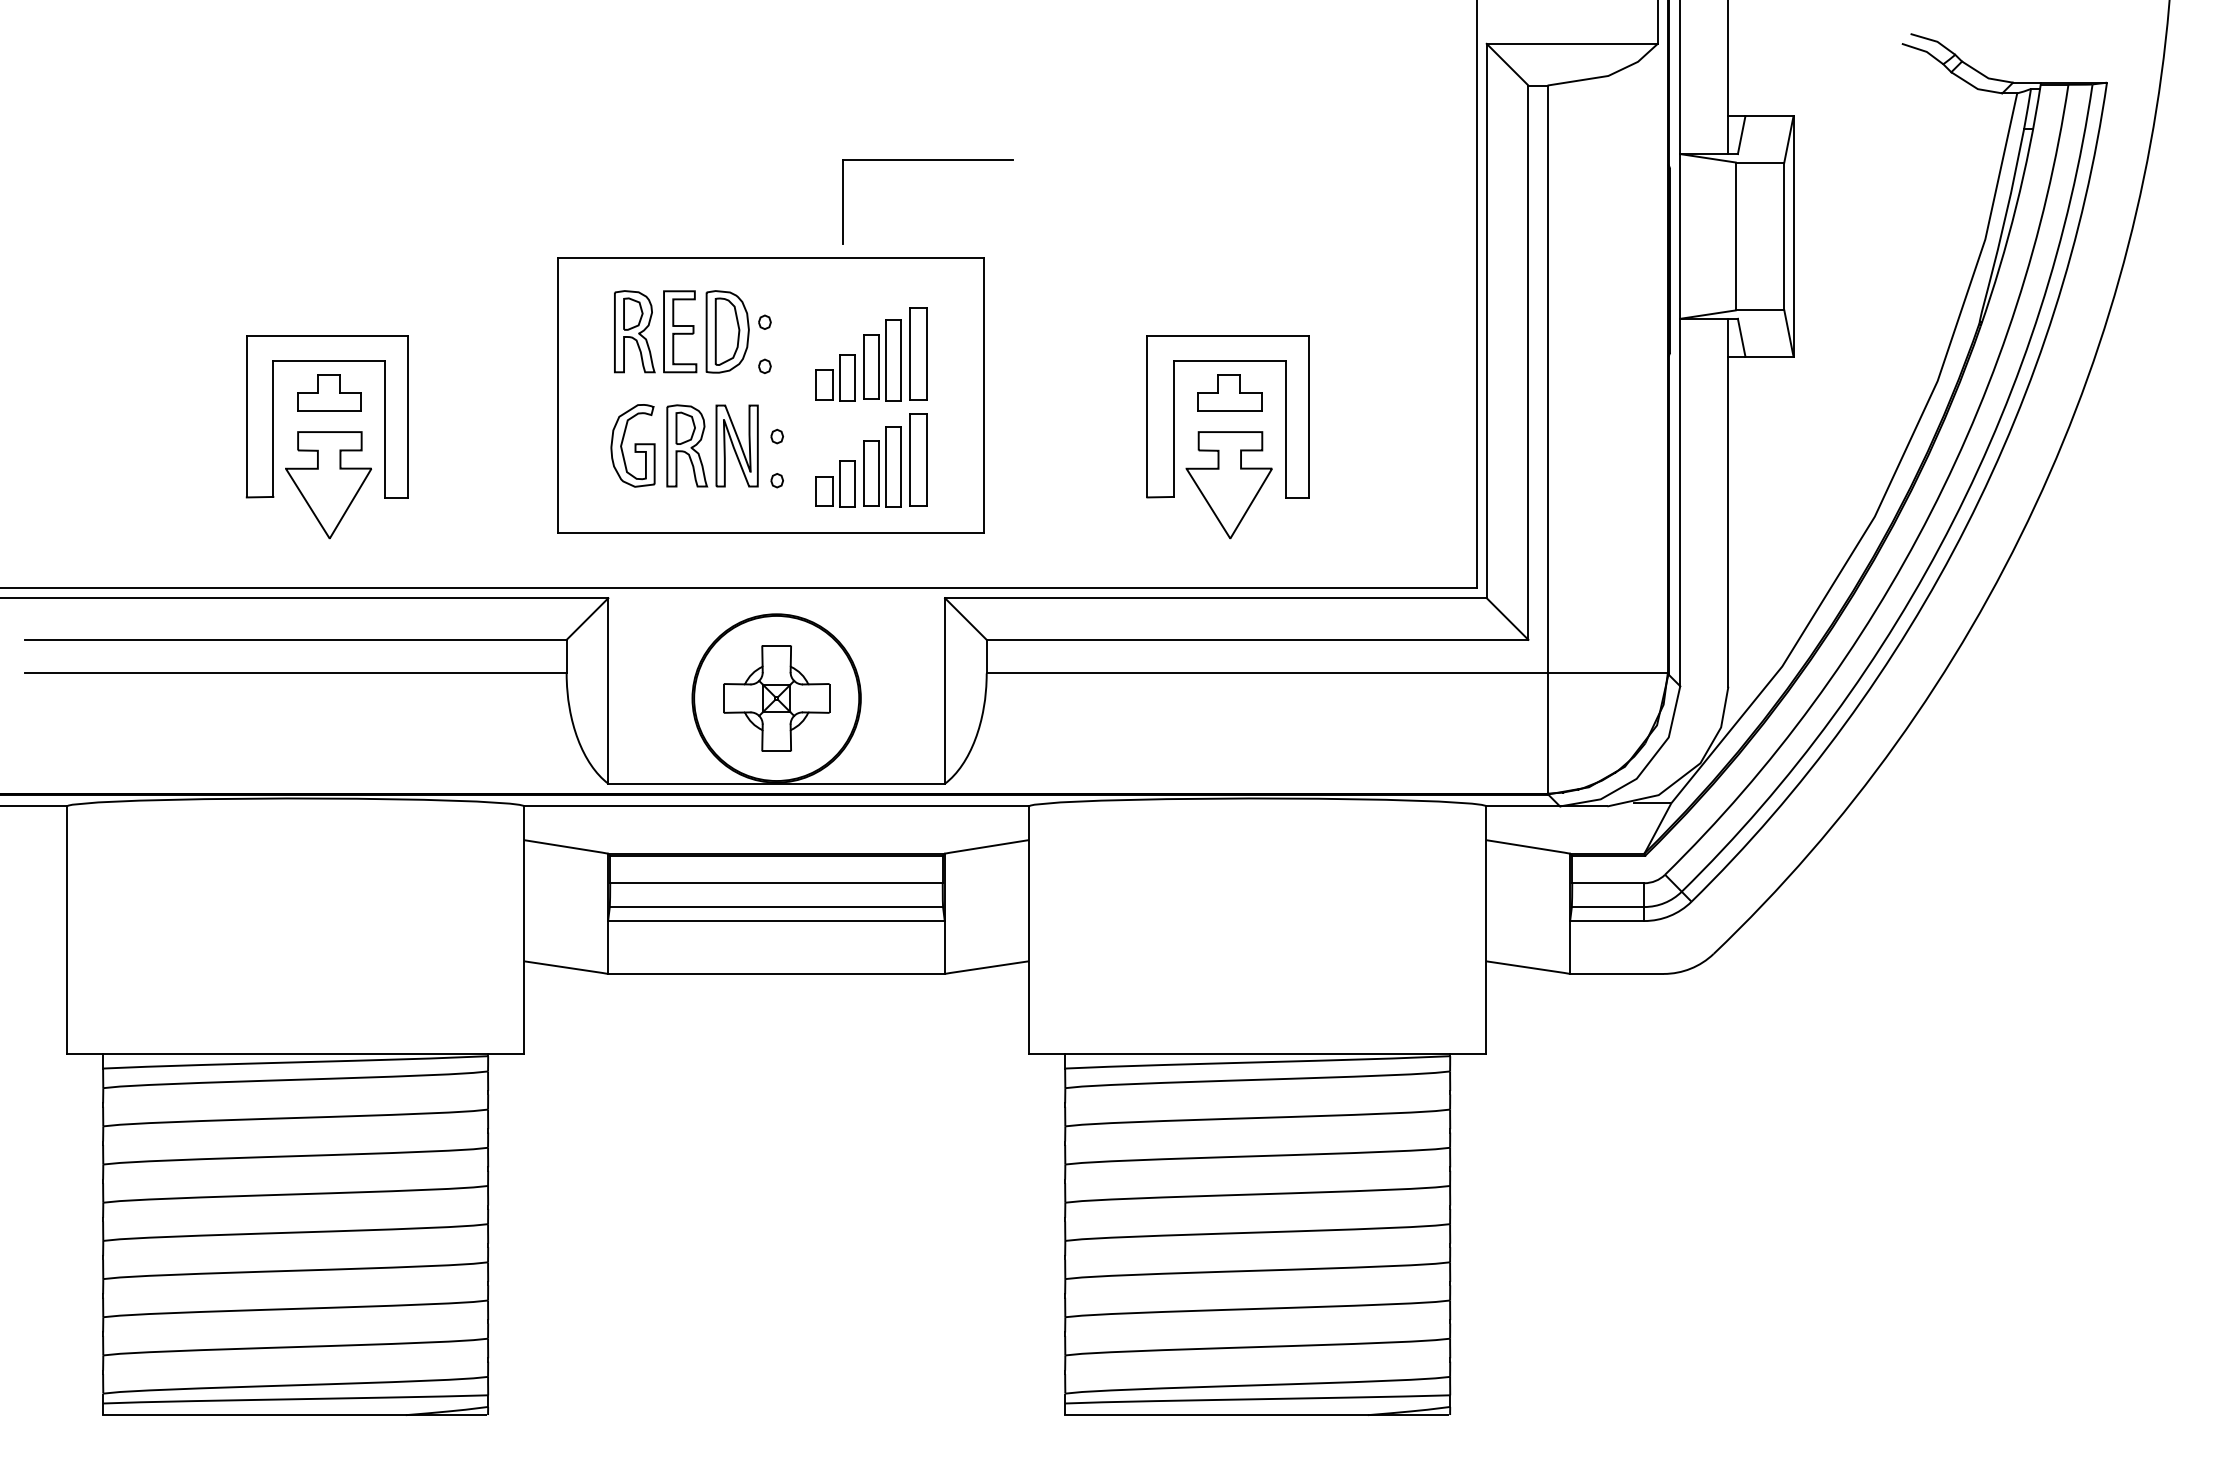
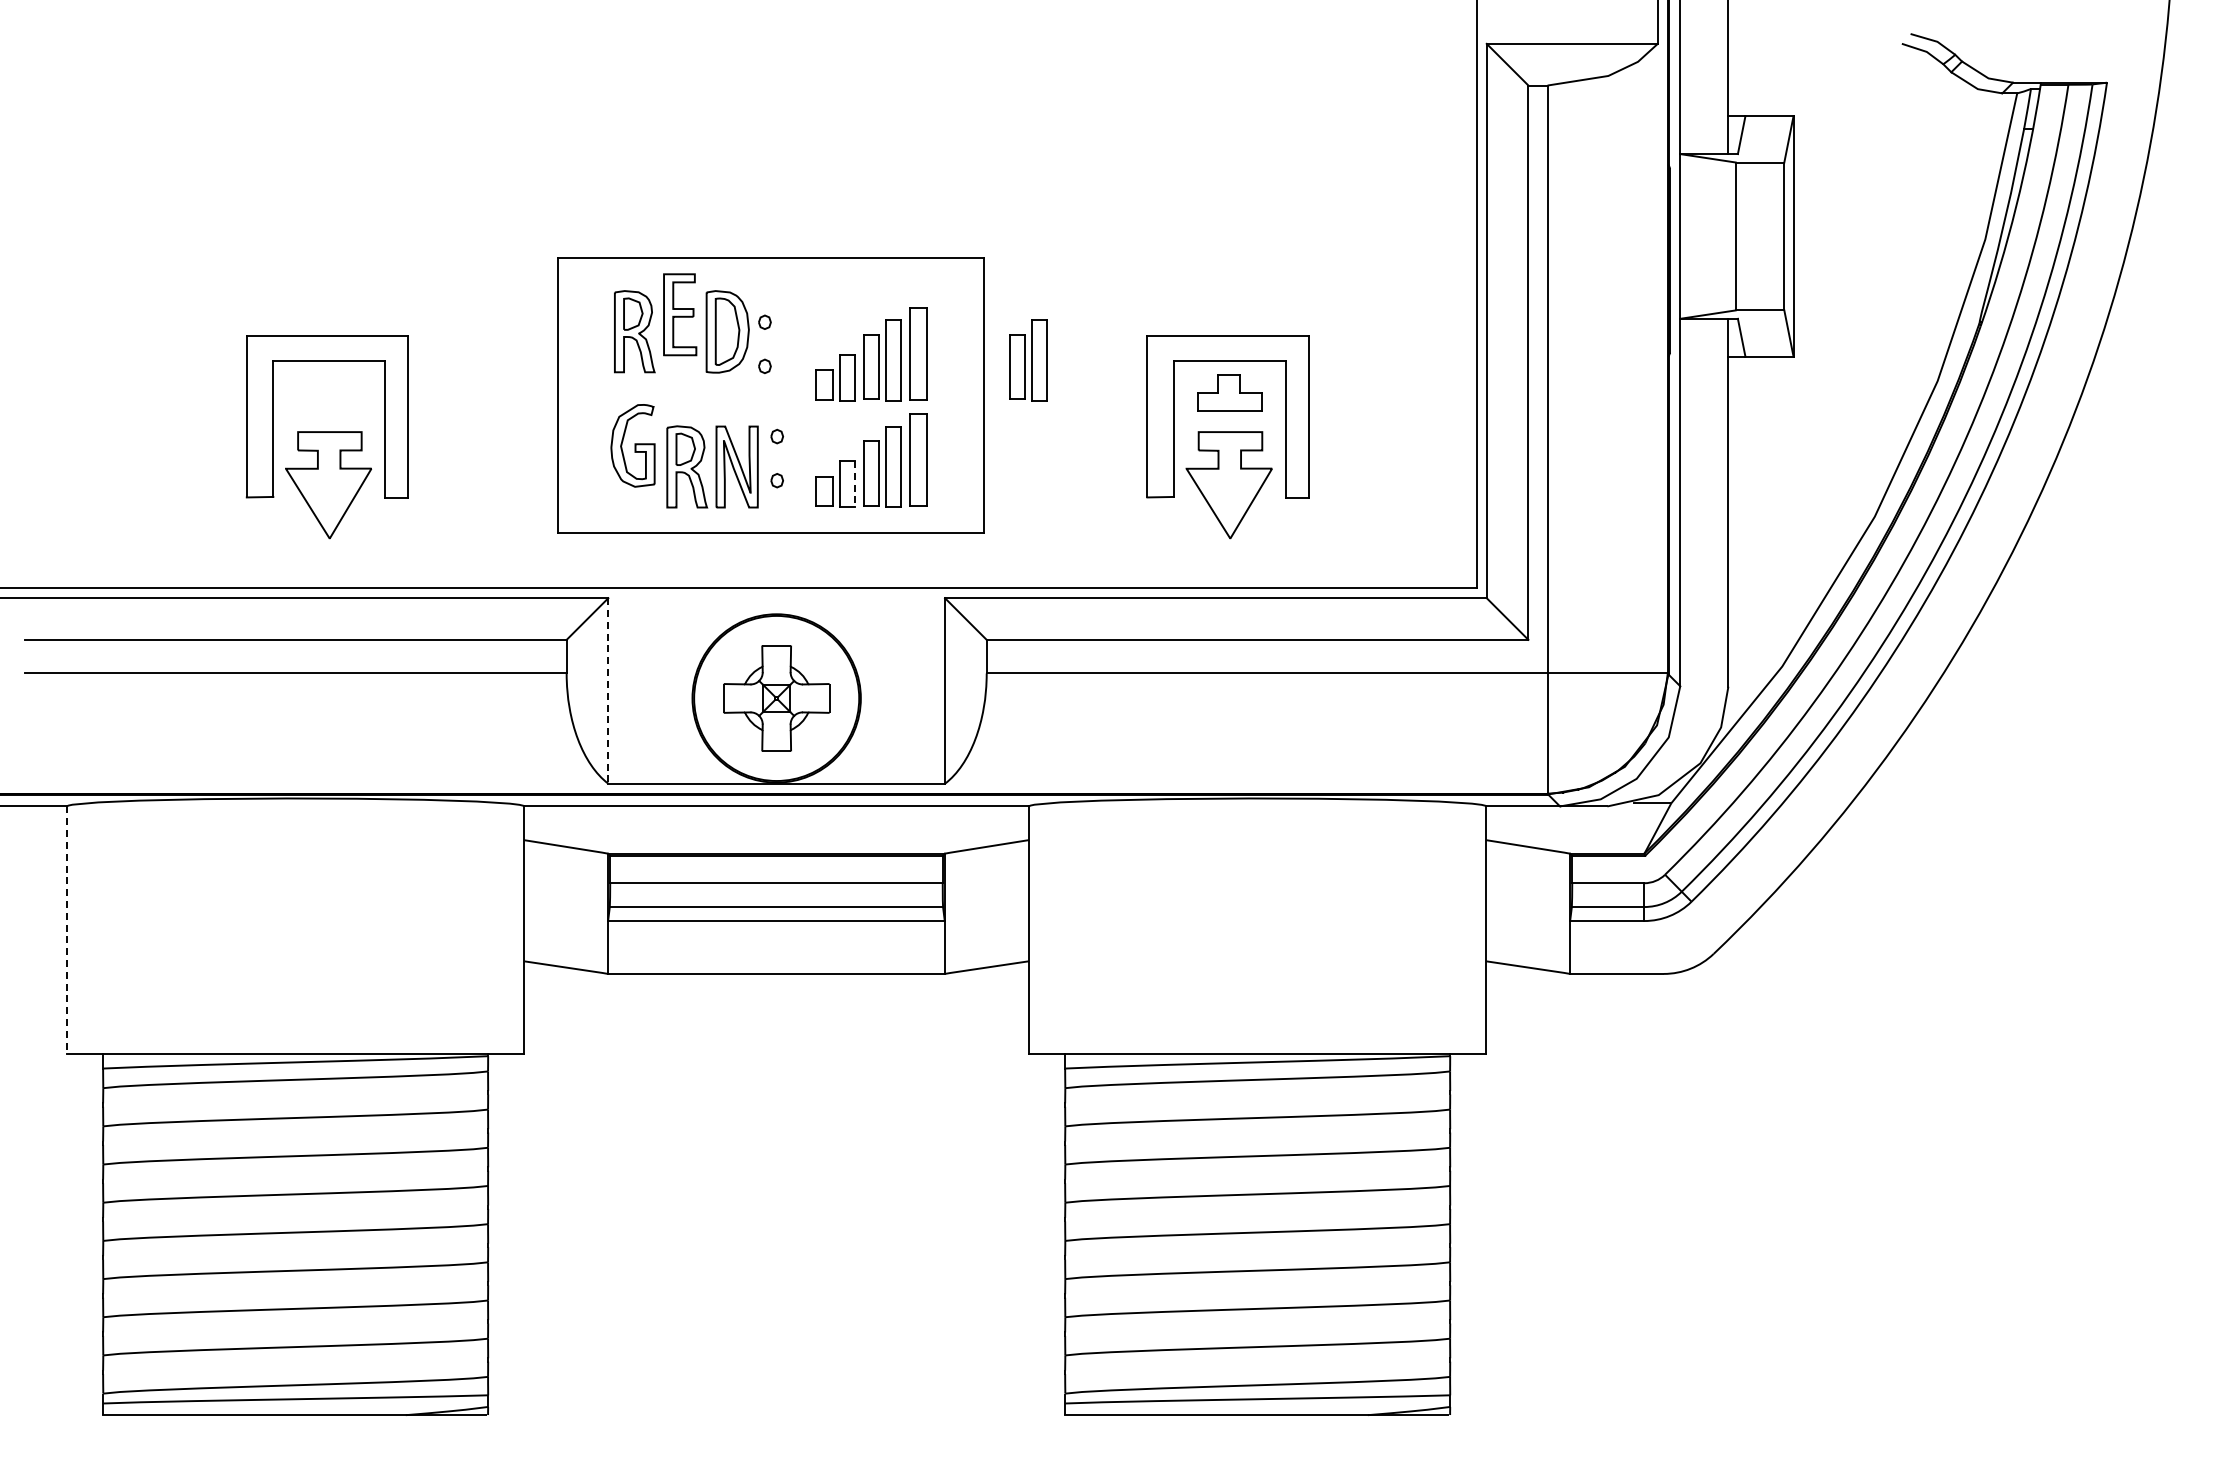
part: present -> none (927, 160)
part position: (680, 331) -> (680, 314) (680, 314)
part: none -> present (1028, 360)
part: present -> none (329, 392)
part position: (712, 445) -> (712, 466) (712, 466)
line: solid -> dashed (855, 483)
line: solid -> dashed (608, 690)
line: solid -> dashed (67, 930)
